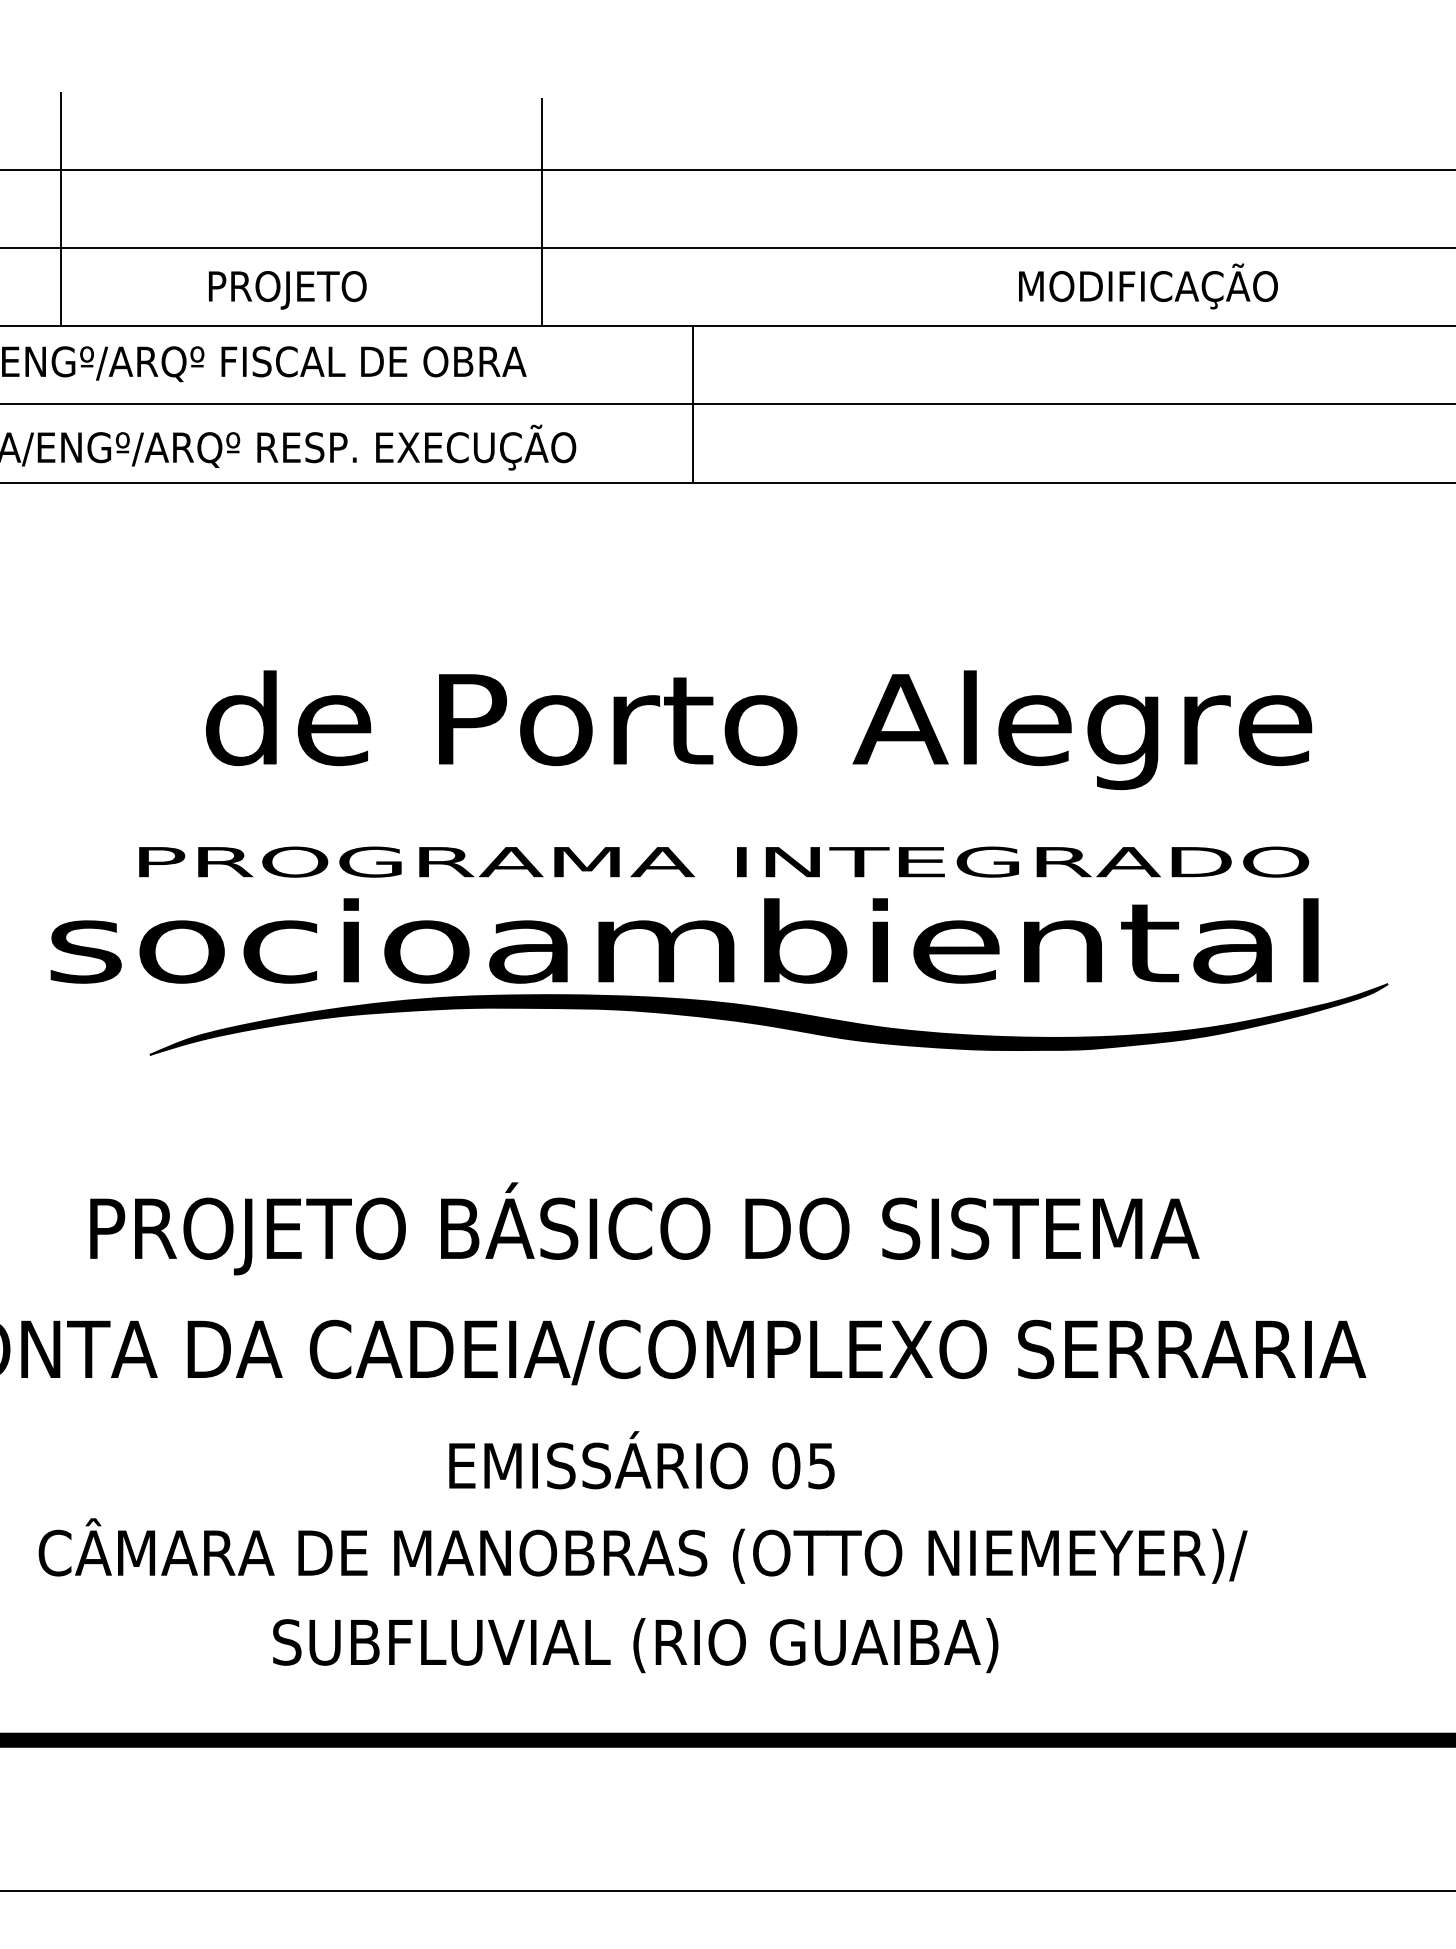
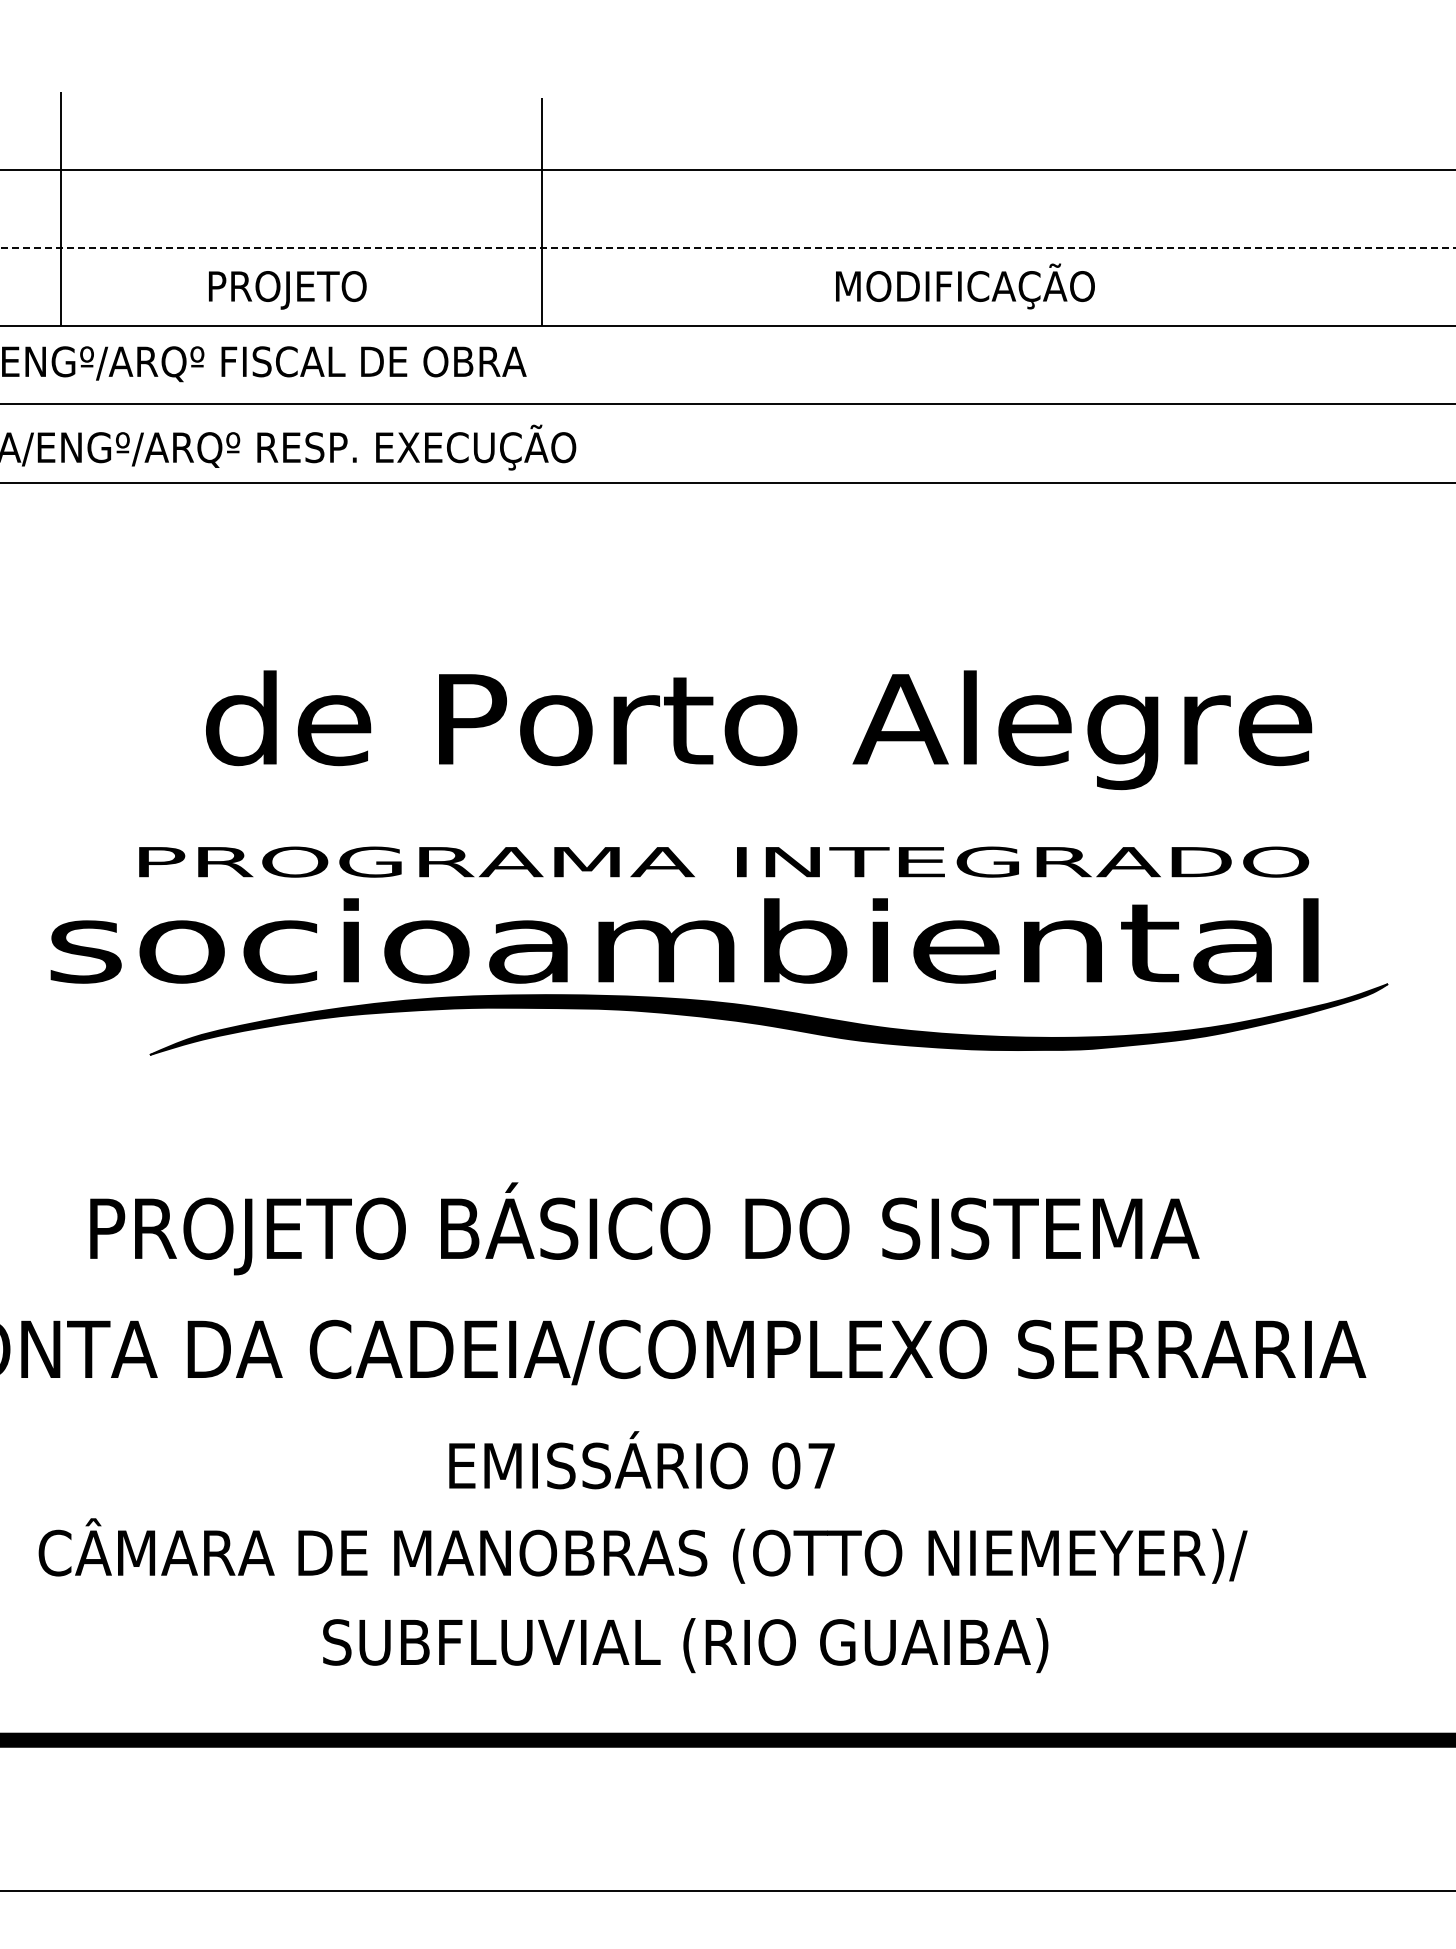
line: solid -> dashed (728, 248)
text position: (1148, 286) -> (965, 286) (965, 286)
line: present -> none (692, 404)
text: 05 -> 07 (821, 1466)
text position: (635, 1645) -> (685, 1645) (685, 1645)
